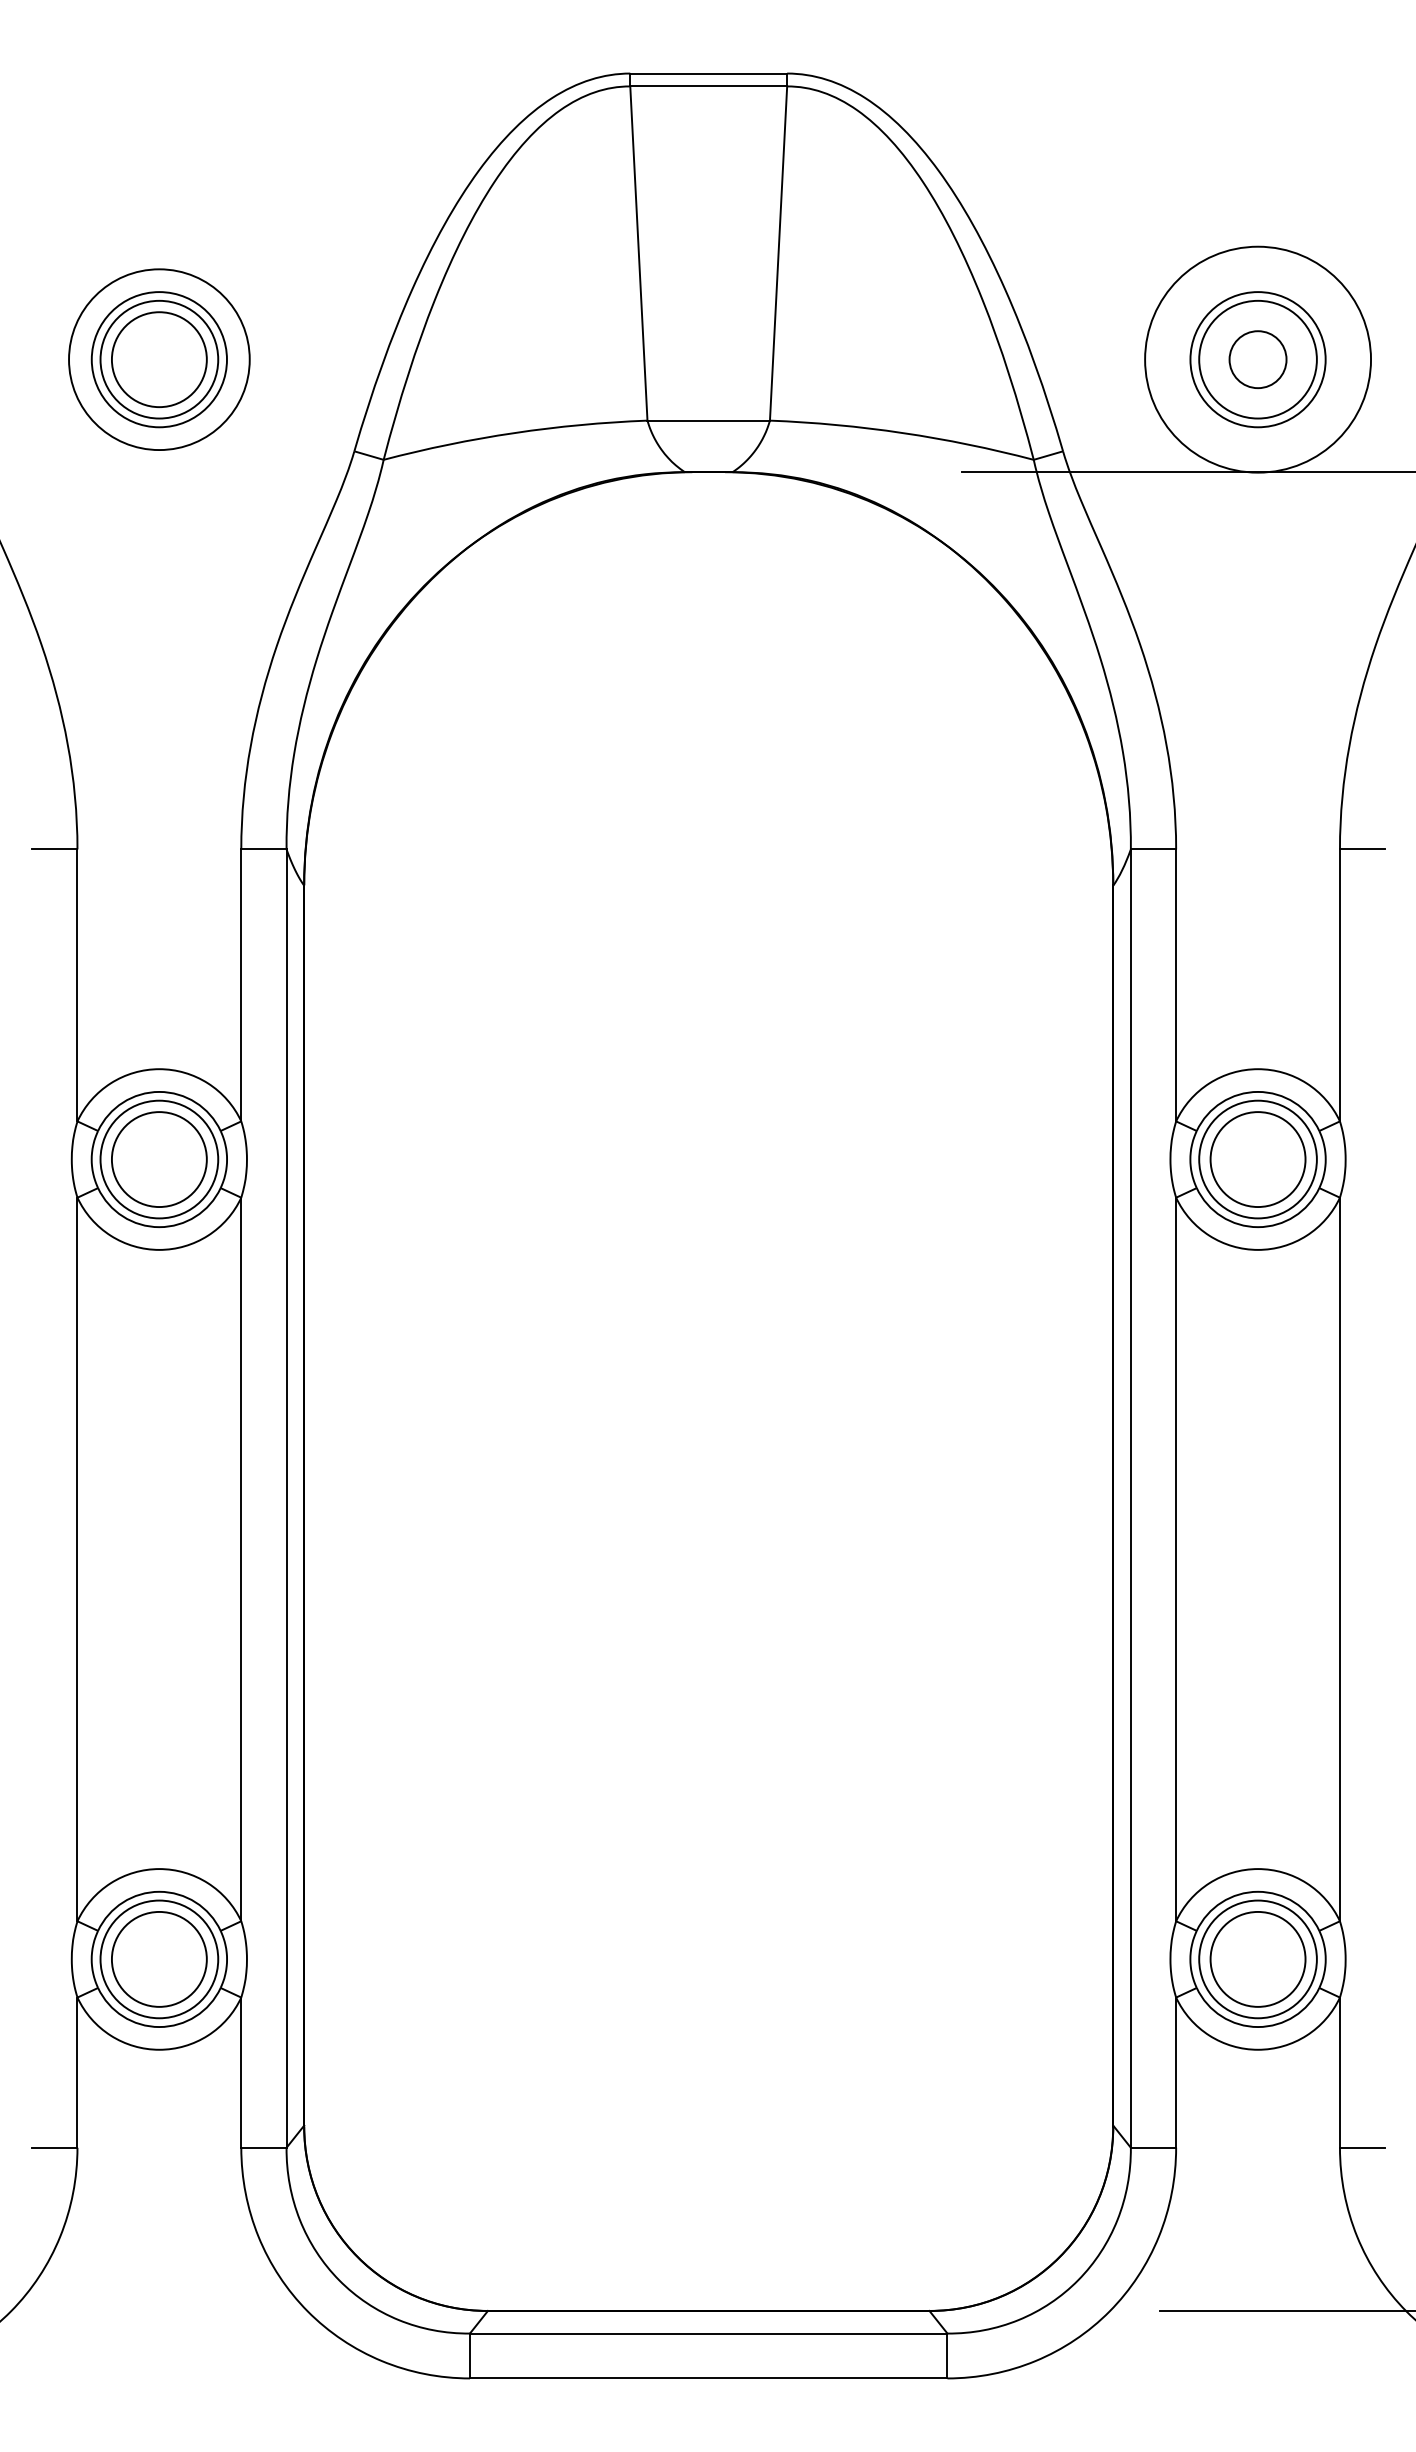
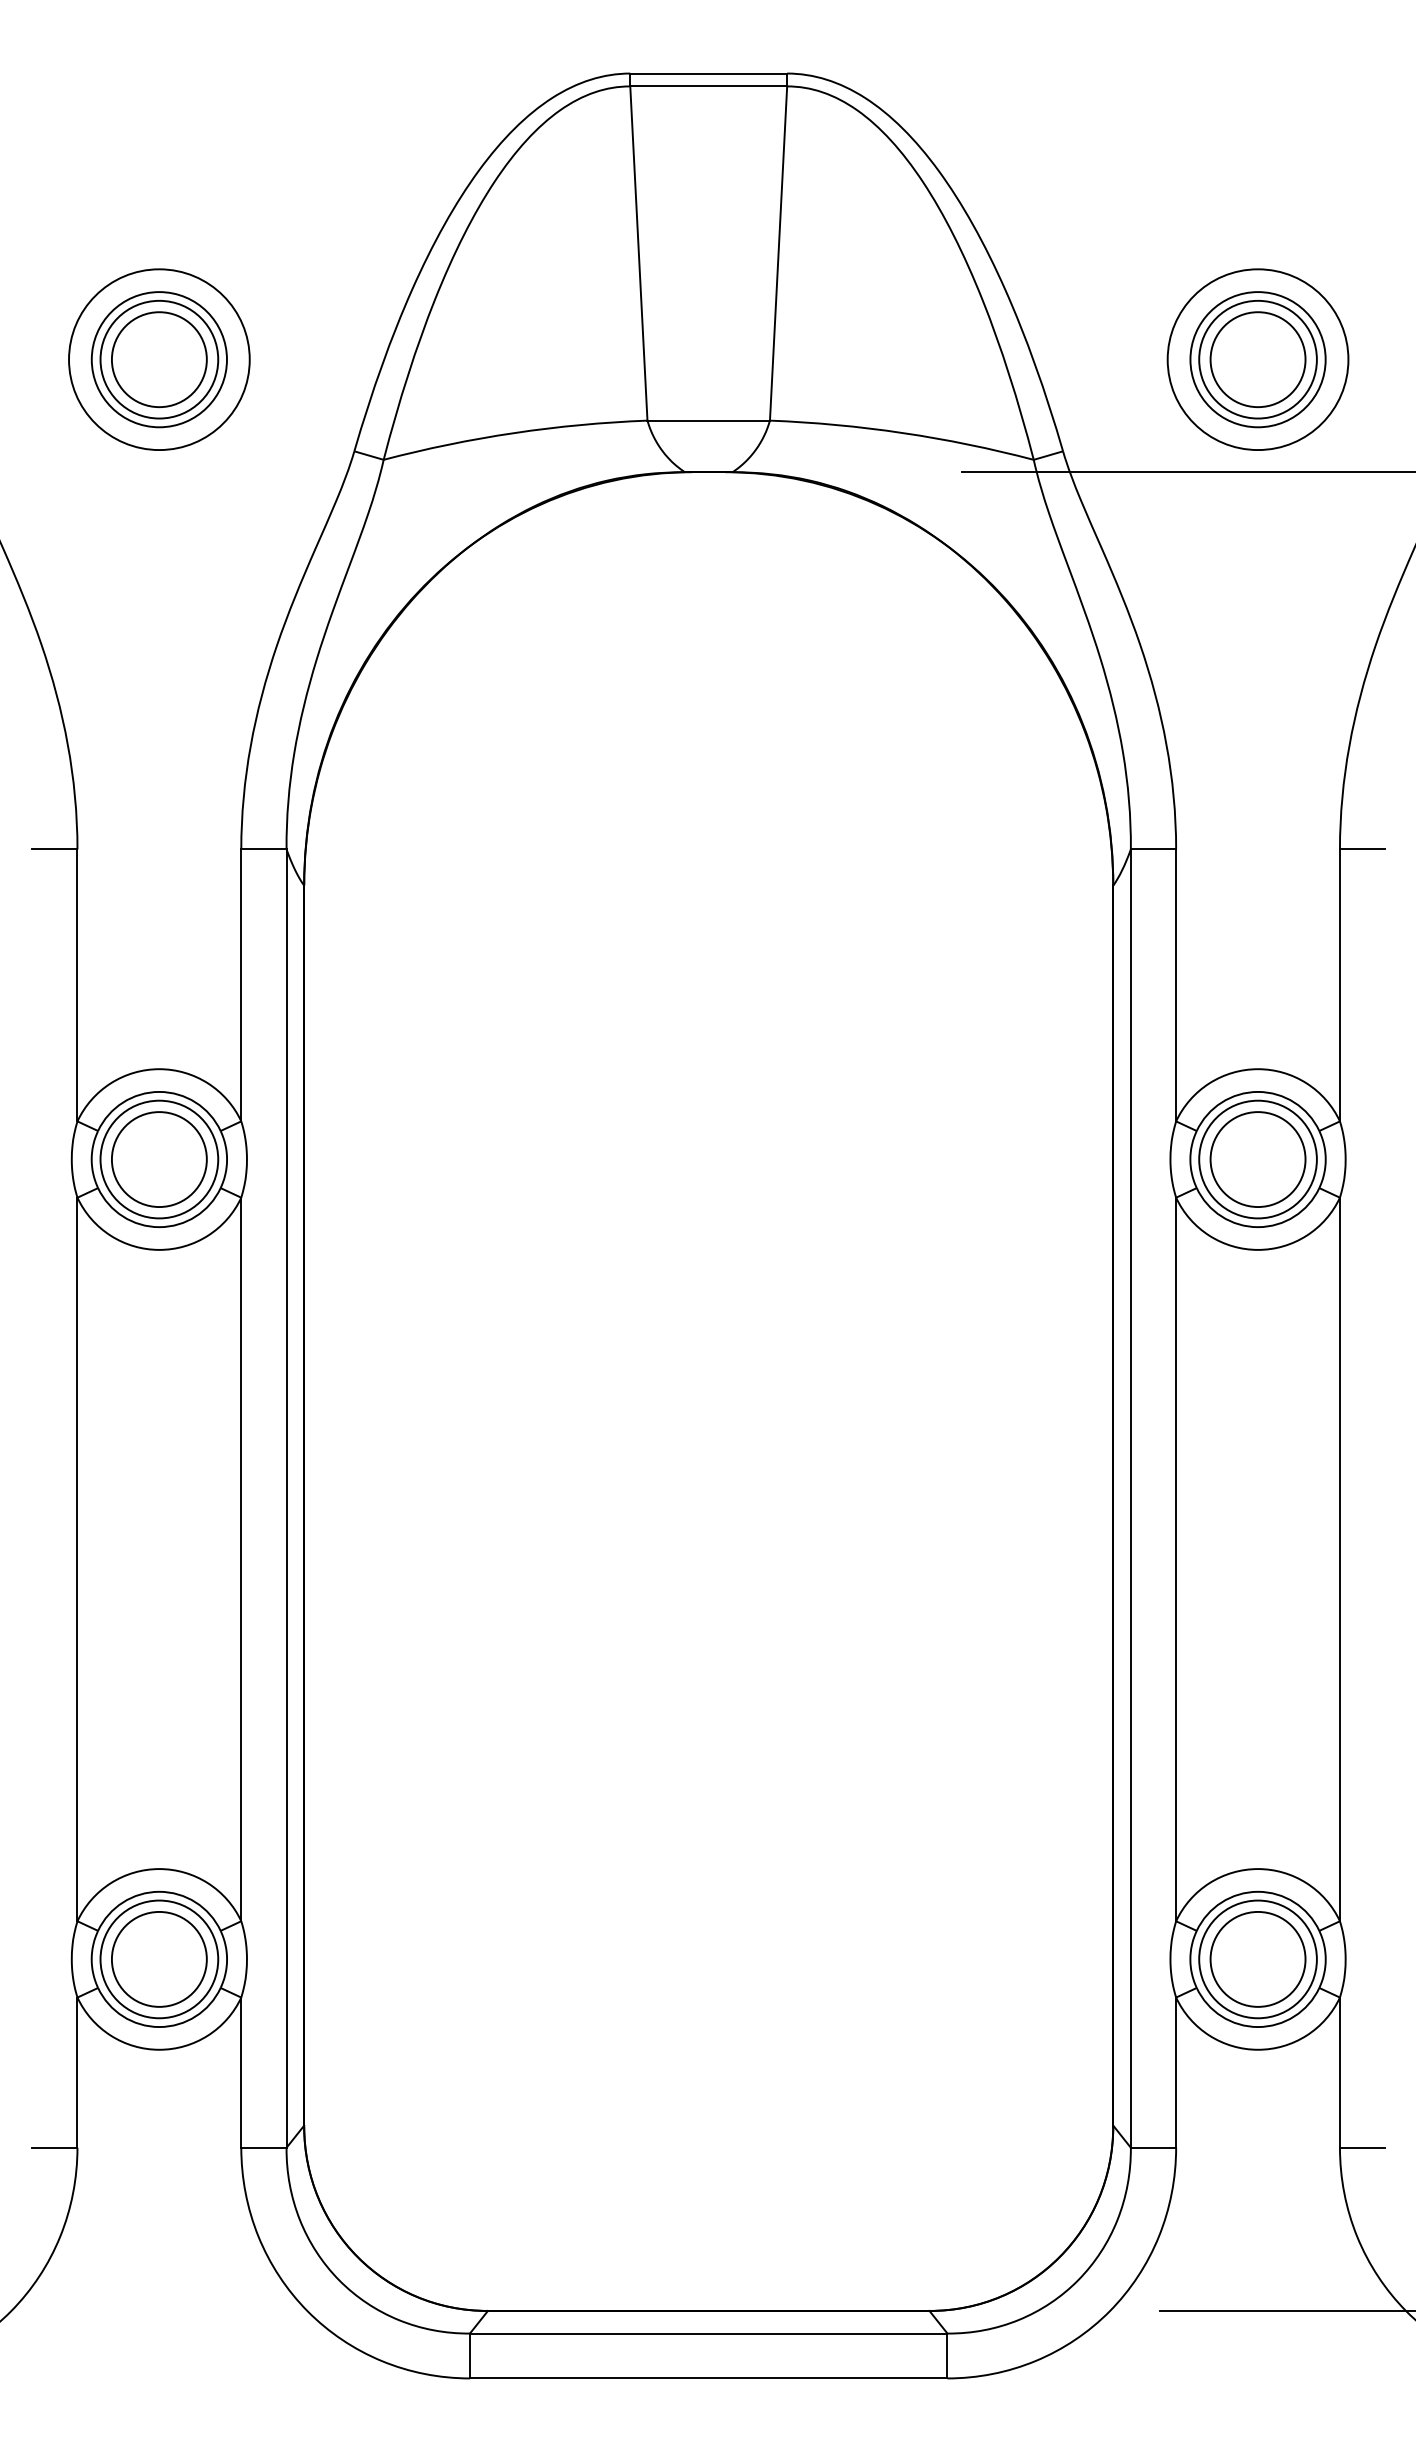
circle diameter: 57 px -> 95 px (1257, 359)
circle diameter: 226 px -> 181 px (1257, 359)
